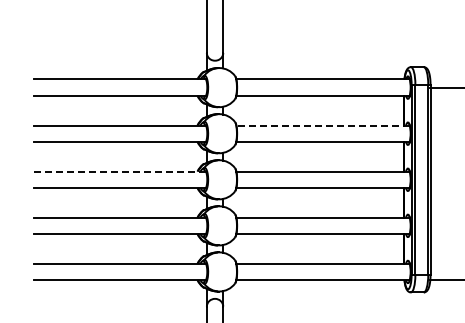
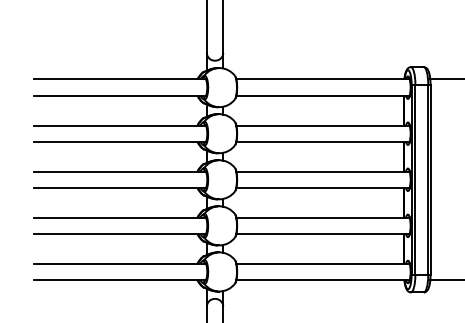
line position: (445, 88) -> (445, 79) (445, 79)
line: dashed -> solid (323, 125)
line: dashed -> solid (120, 171)
